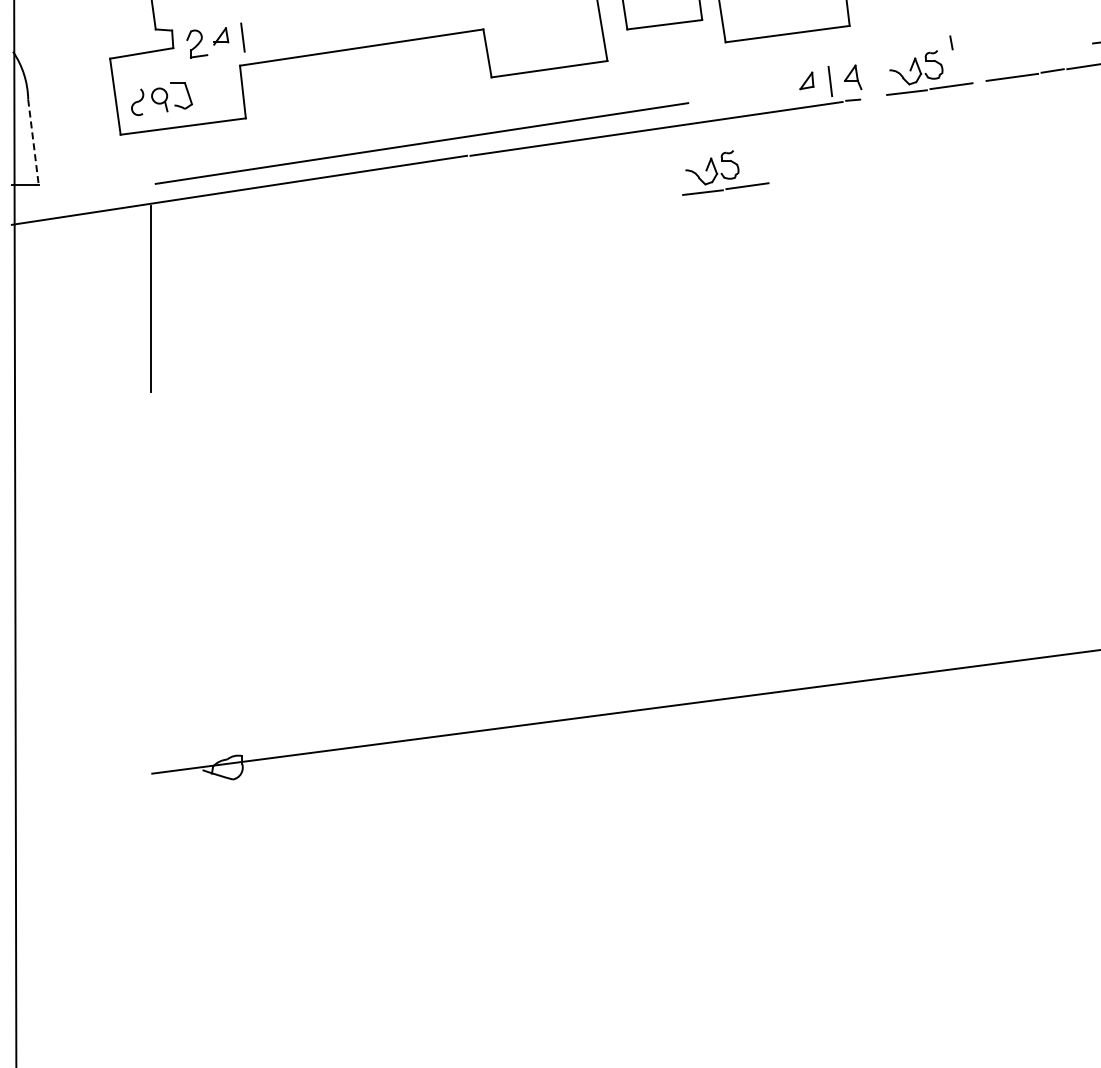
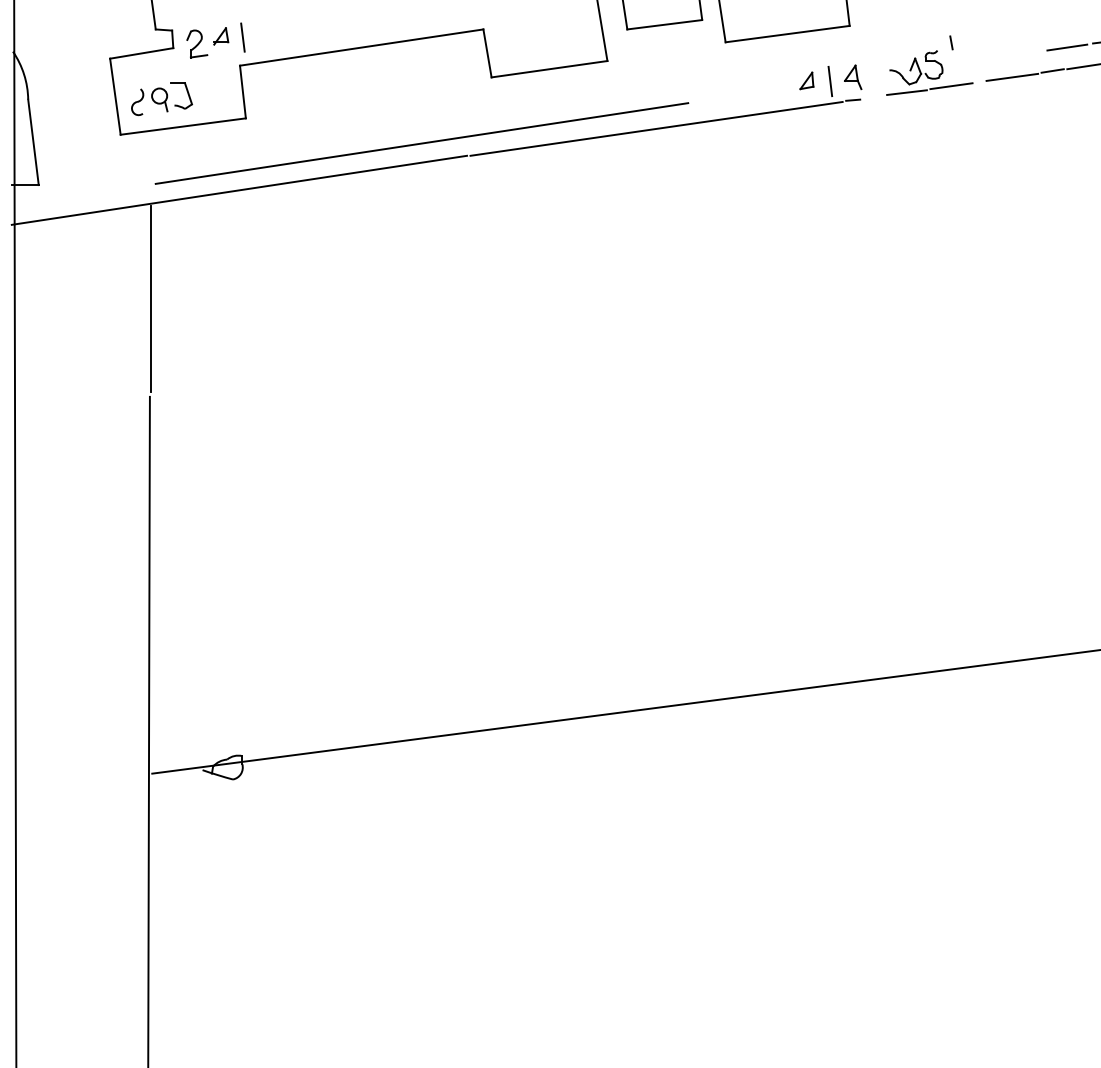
line: none -> present (1067, 47)
line: dashed -> solid (33, 142)
part: present -> none (725, 172)
line: none -> present (148, 730)
